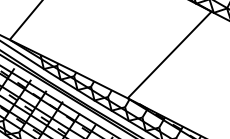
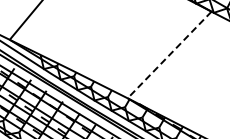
line: solid -> dashed (169, 55)
